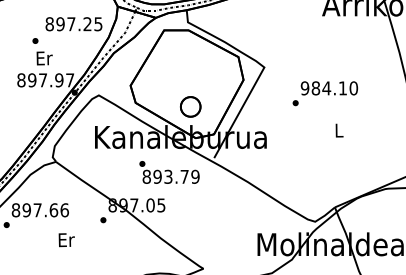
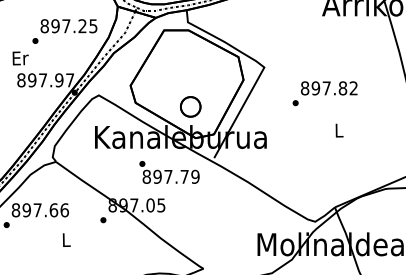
text position: (73, 24) -> (68, 26) (68, 26)
text position: (44, 58) -> (20, 58) (20, 58)
text: 984.10 -> 897.82 (329, 88)
text: 893.79 -> 897.79 (168, 176)
text: Er -> L (66, 240)
